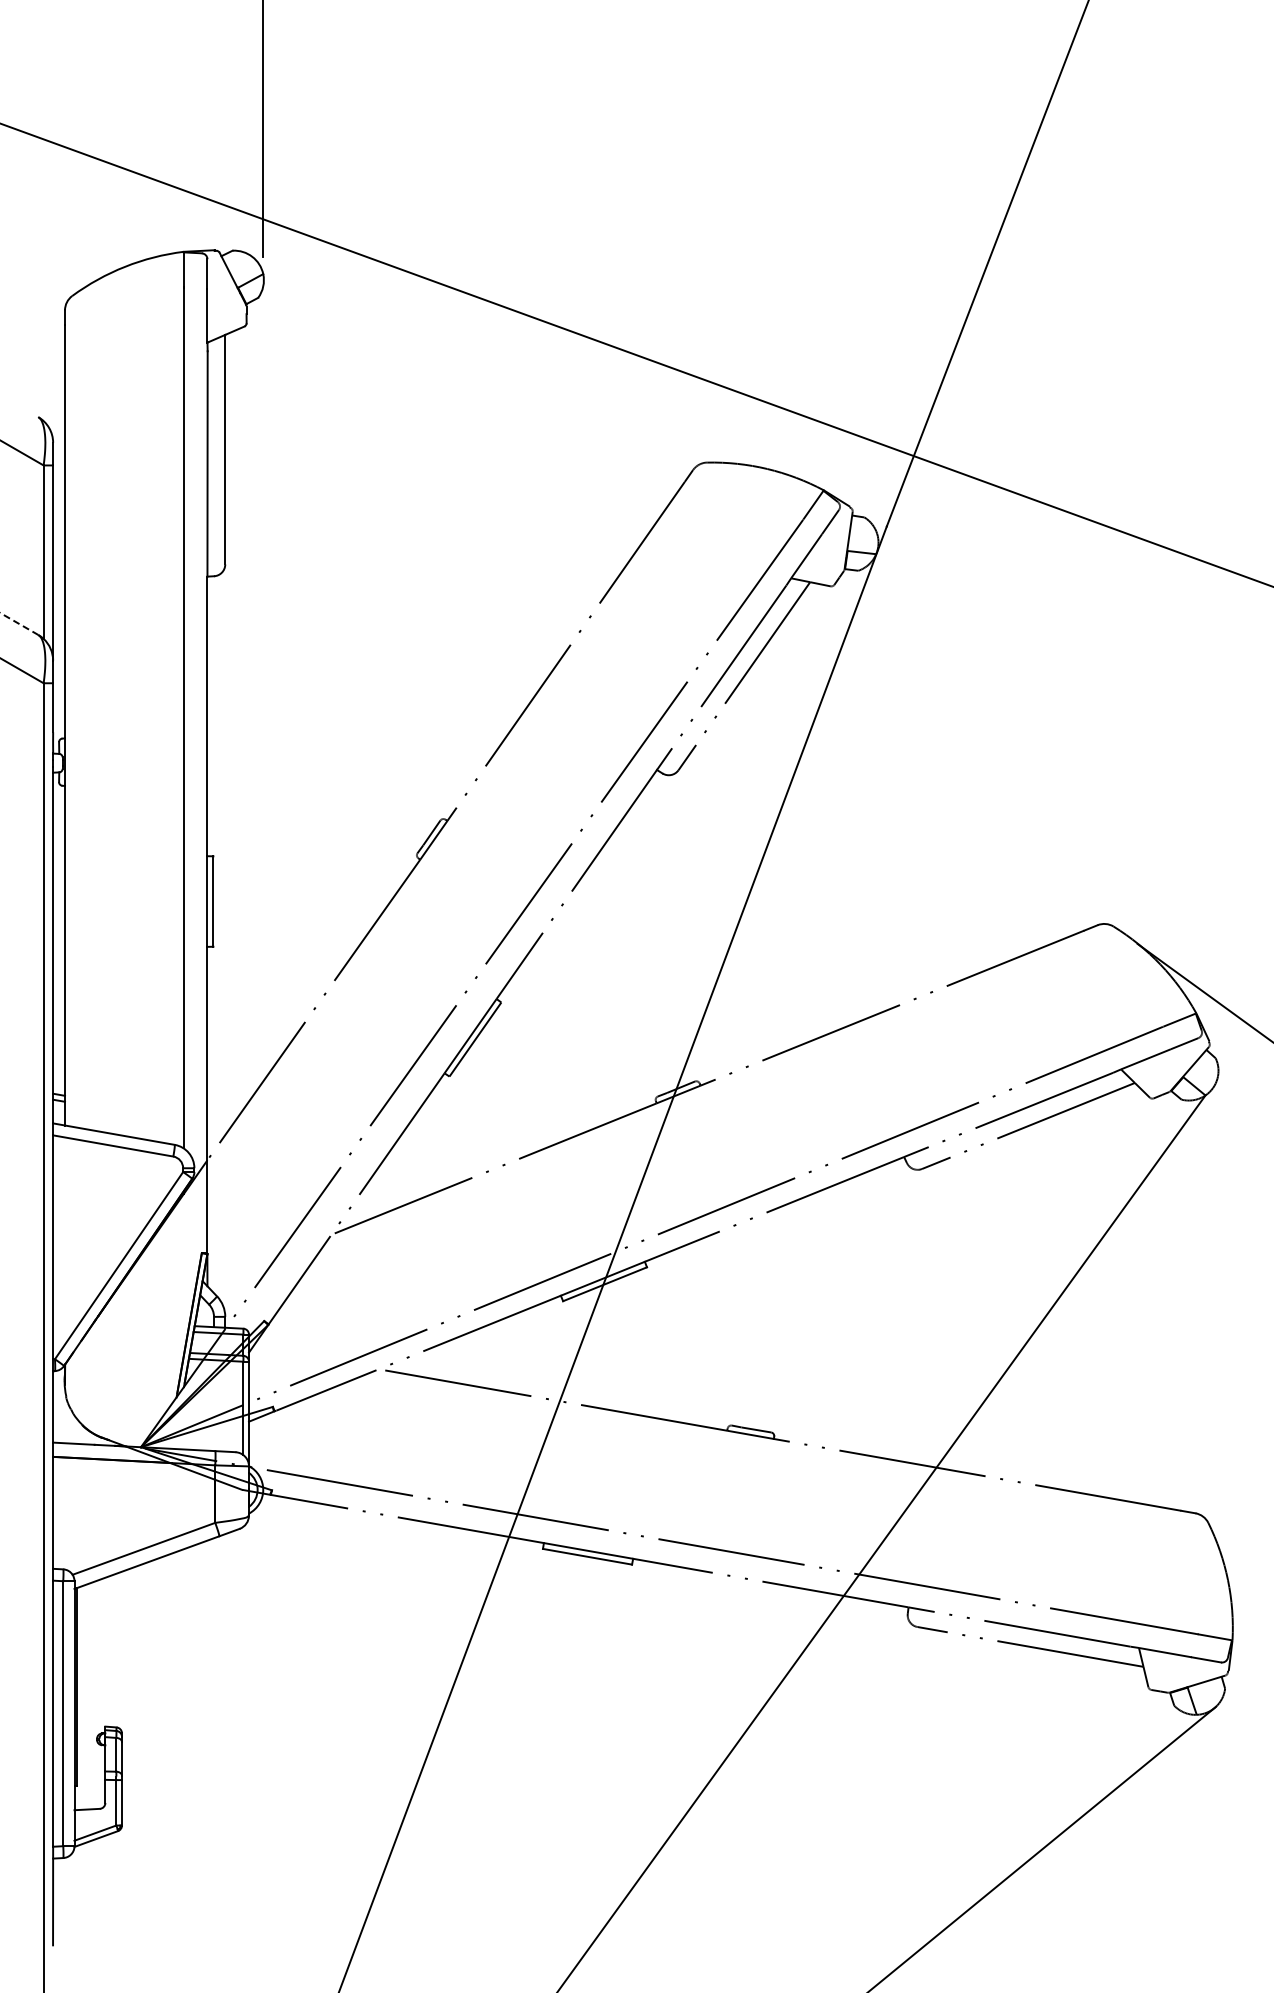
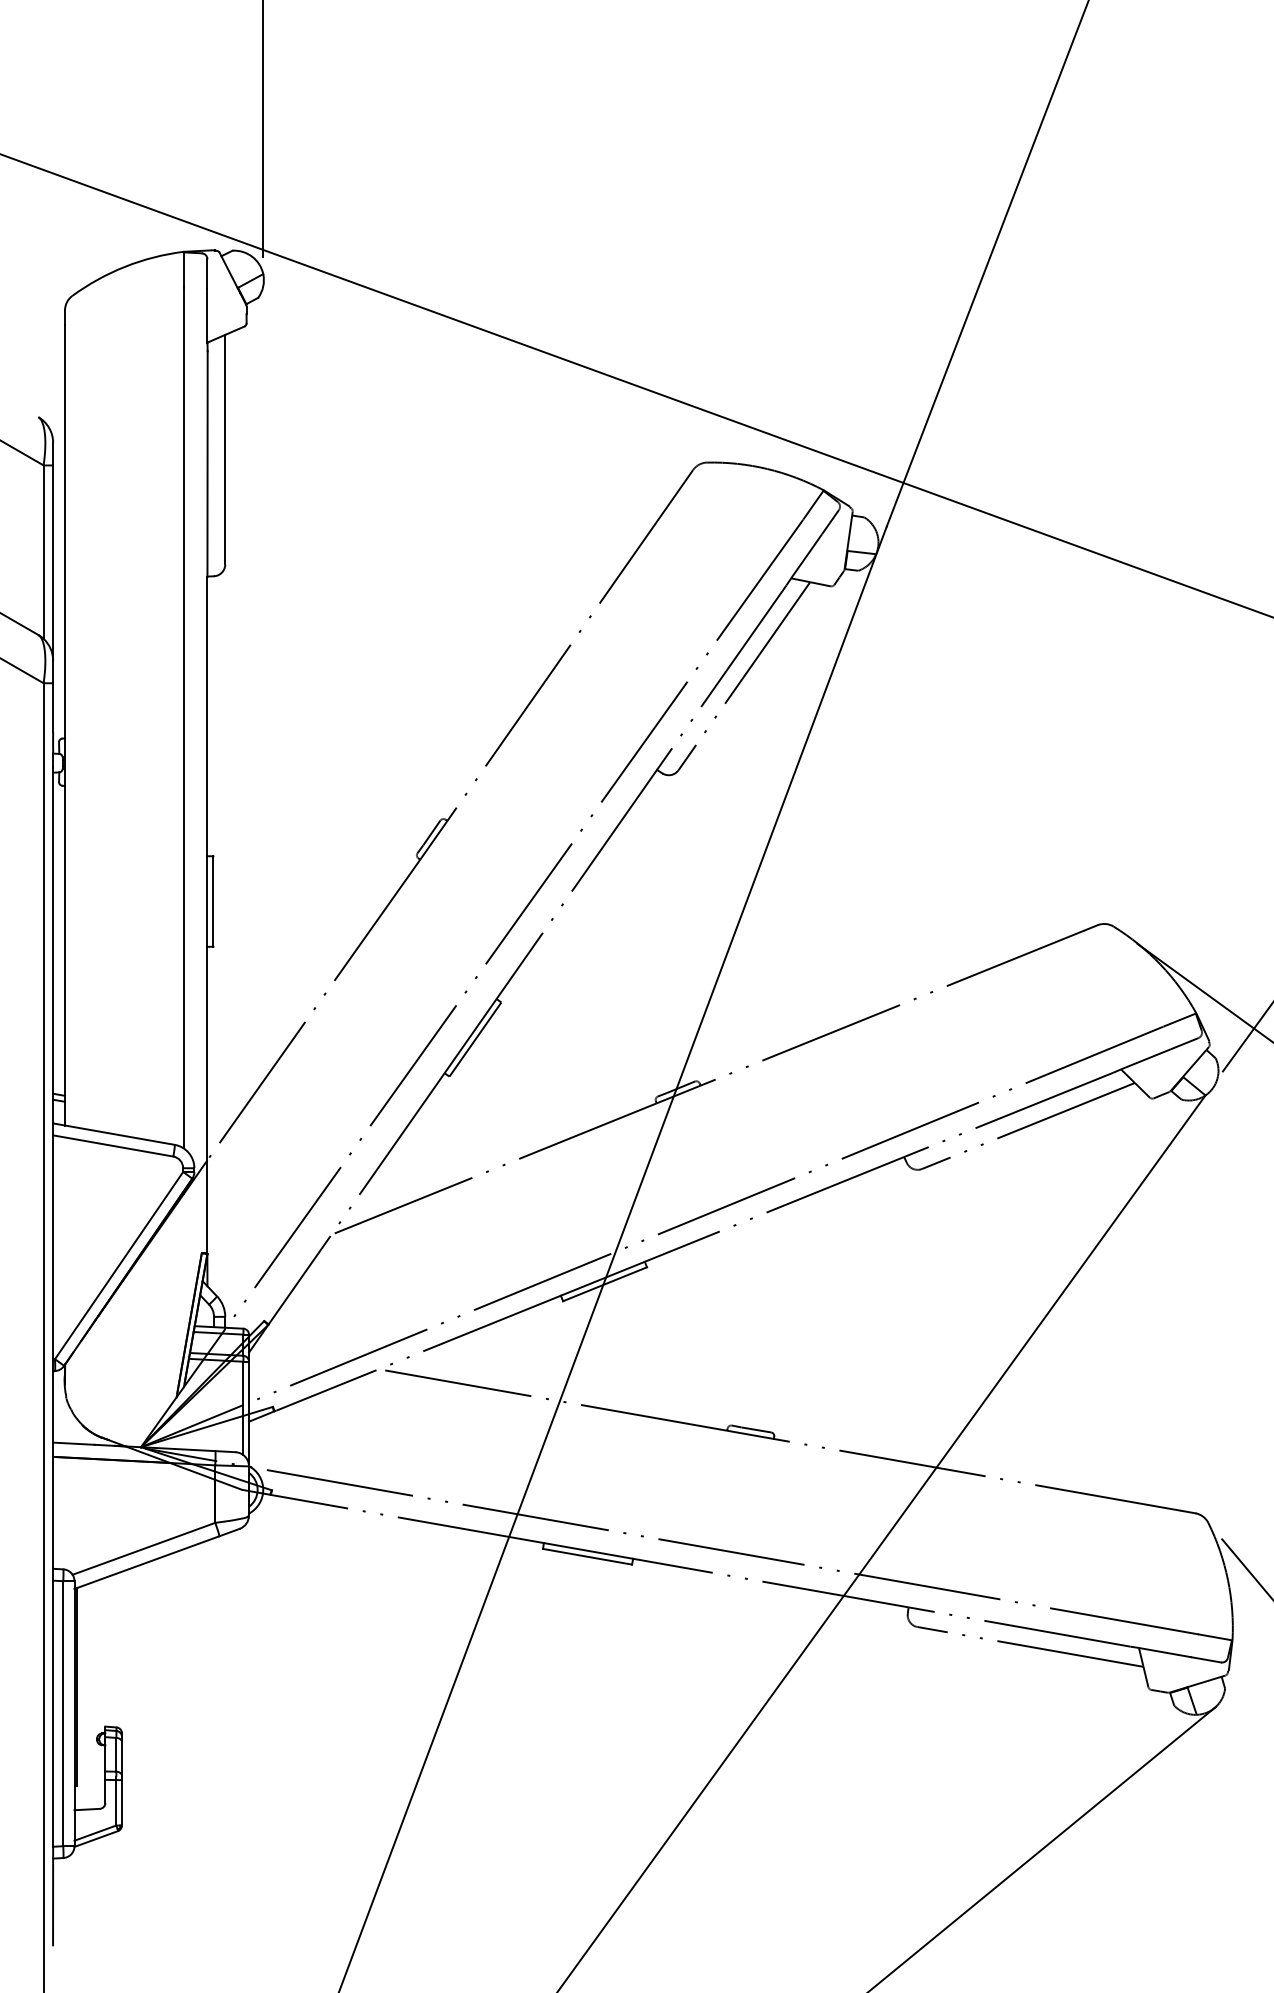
line position: (636, 354) -> (636, 385) (636, 385)
line: dashed -> solid (19, 623)
line: none -> present (1246, 1038)
line: none -> present (1246, 1567)
